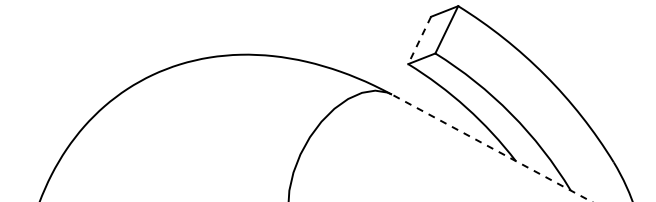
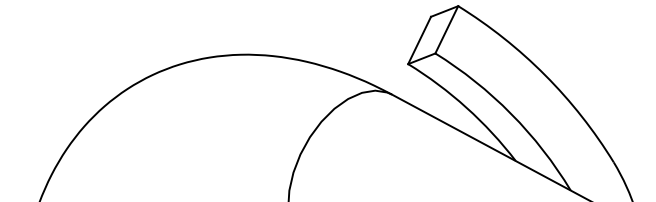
line: dashed -> solid (419, 40)
line: dashed -> solid (491, 147)
